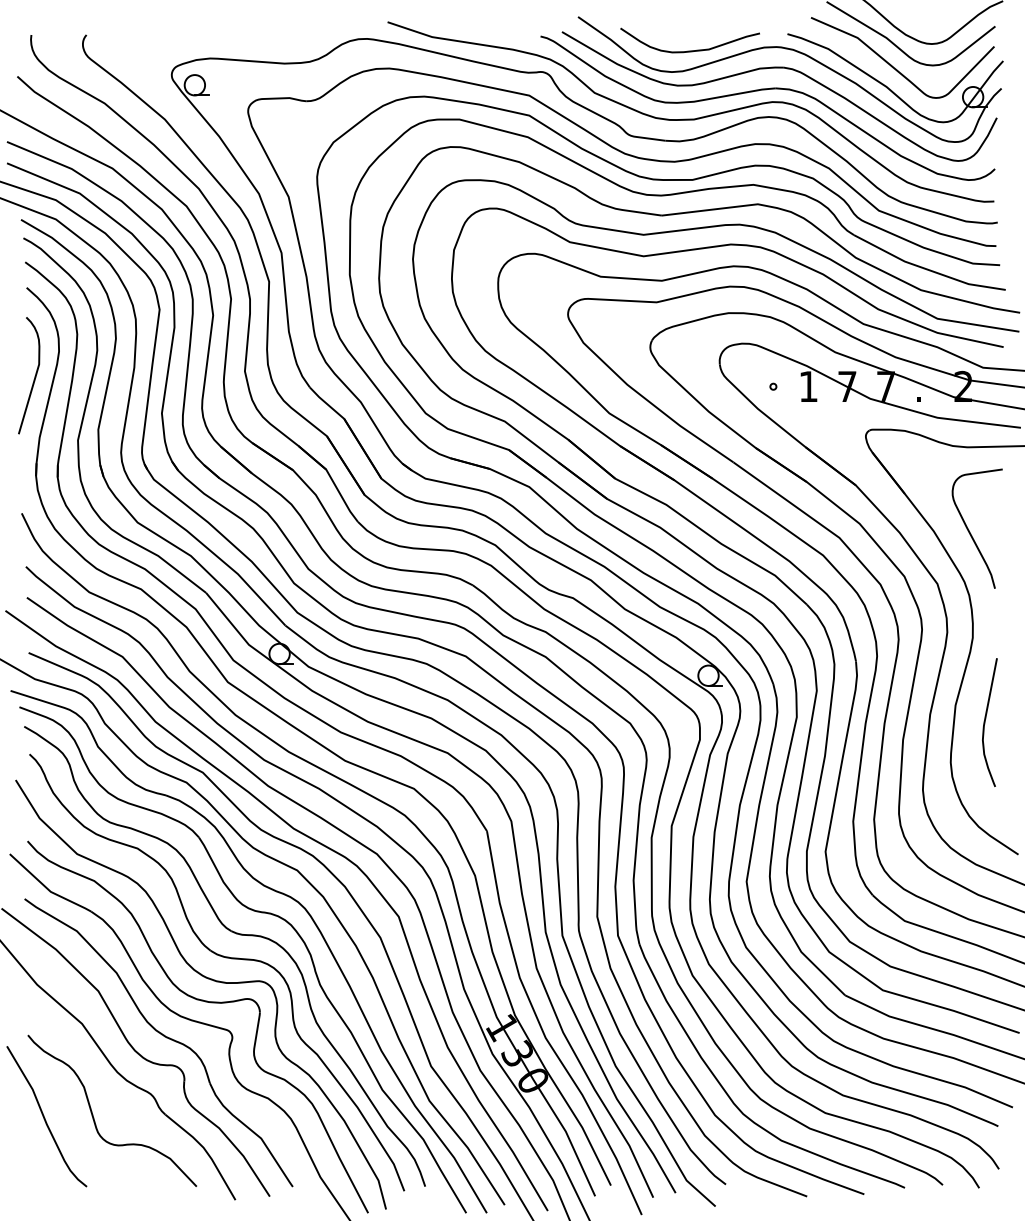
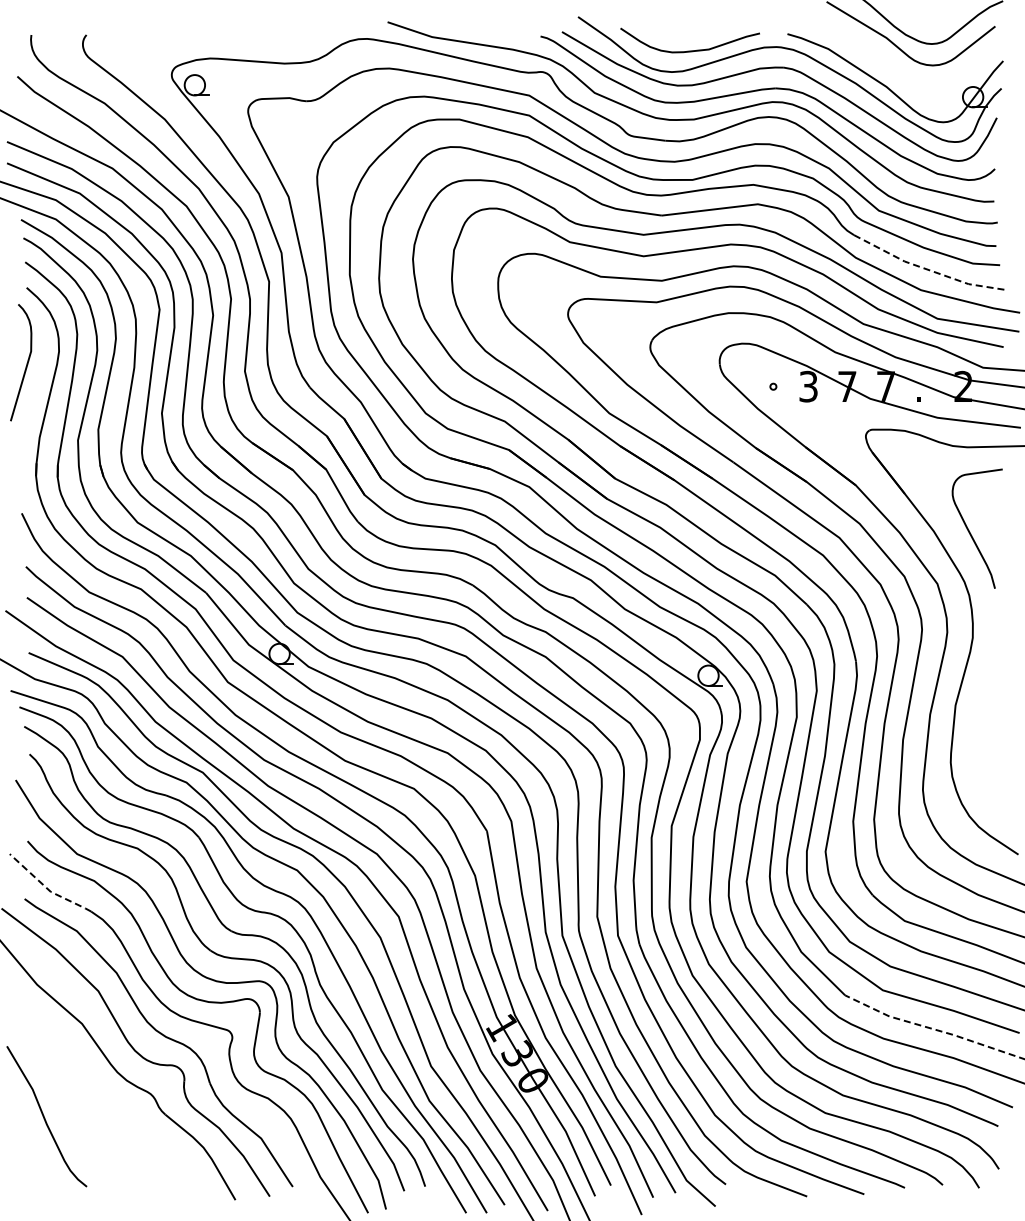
curve: present -> none (896, 68)
line: solid -> dashed (927, 269)
curve position: (34, 376) -> (26, 363) (26, 363)
text: 1 -> 3 (808, 386)
curve: present -> none (985, 722)
line: solid -> dashed (47, 889)
line: solid -> dashed (933, 1029)
curve: present -> none (94, 1117)
